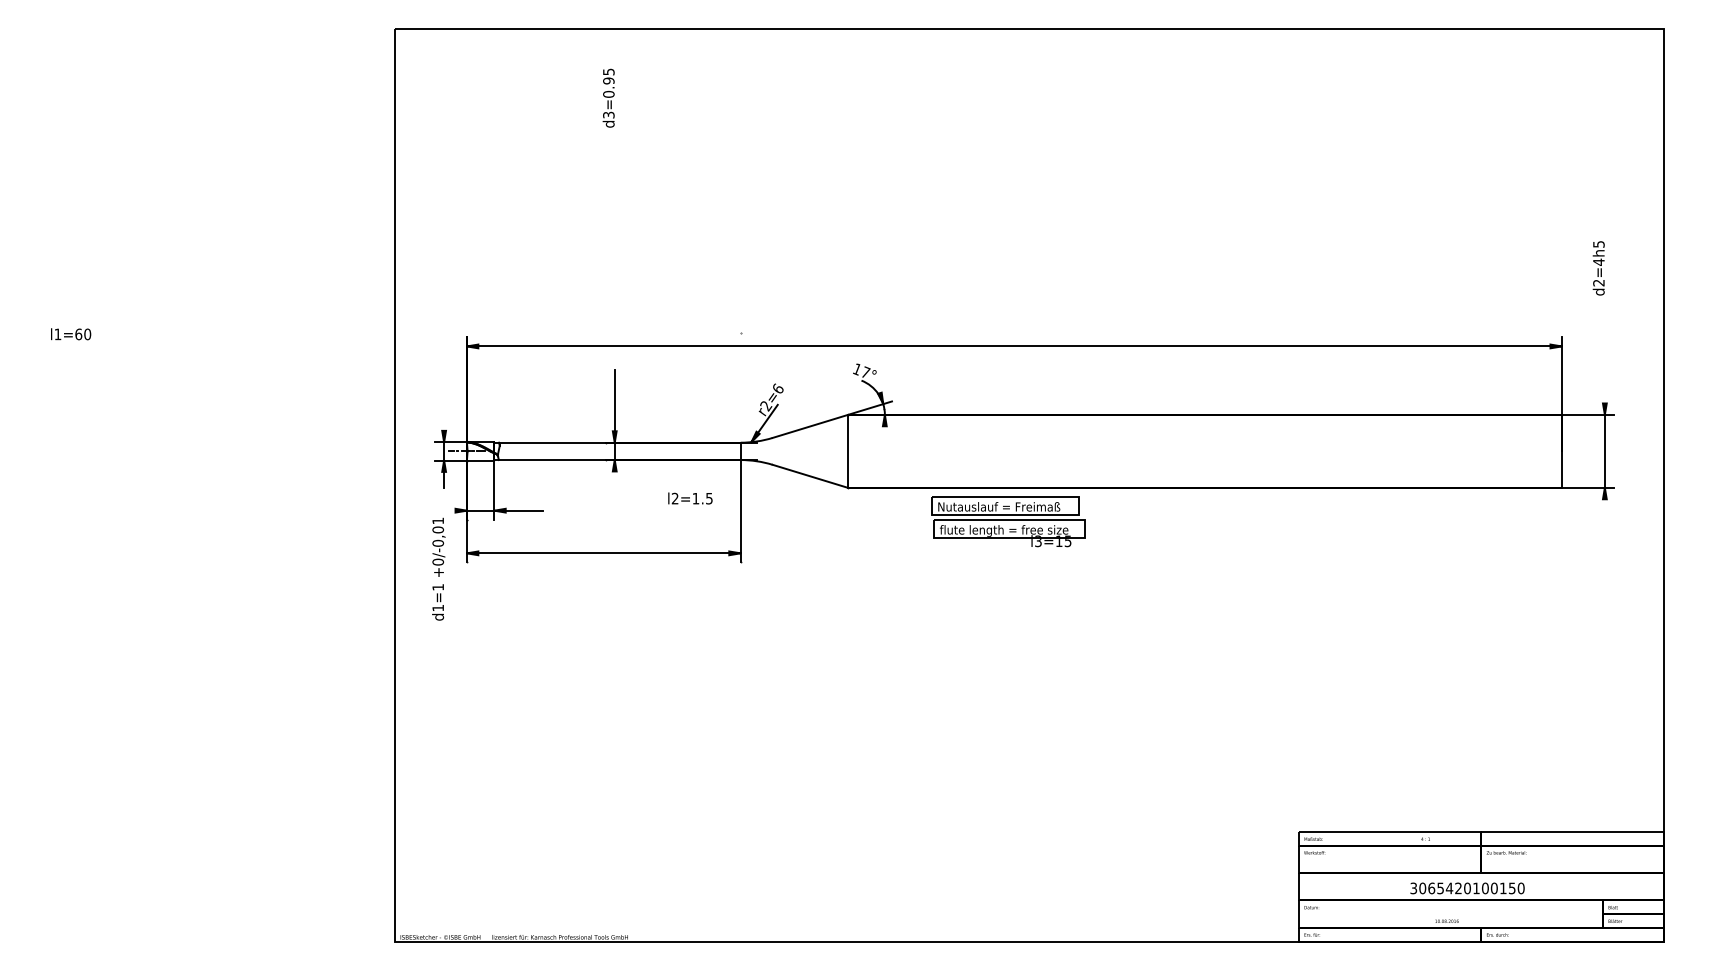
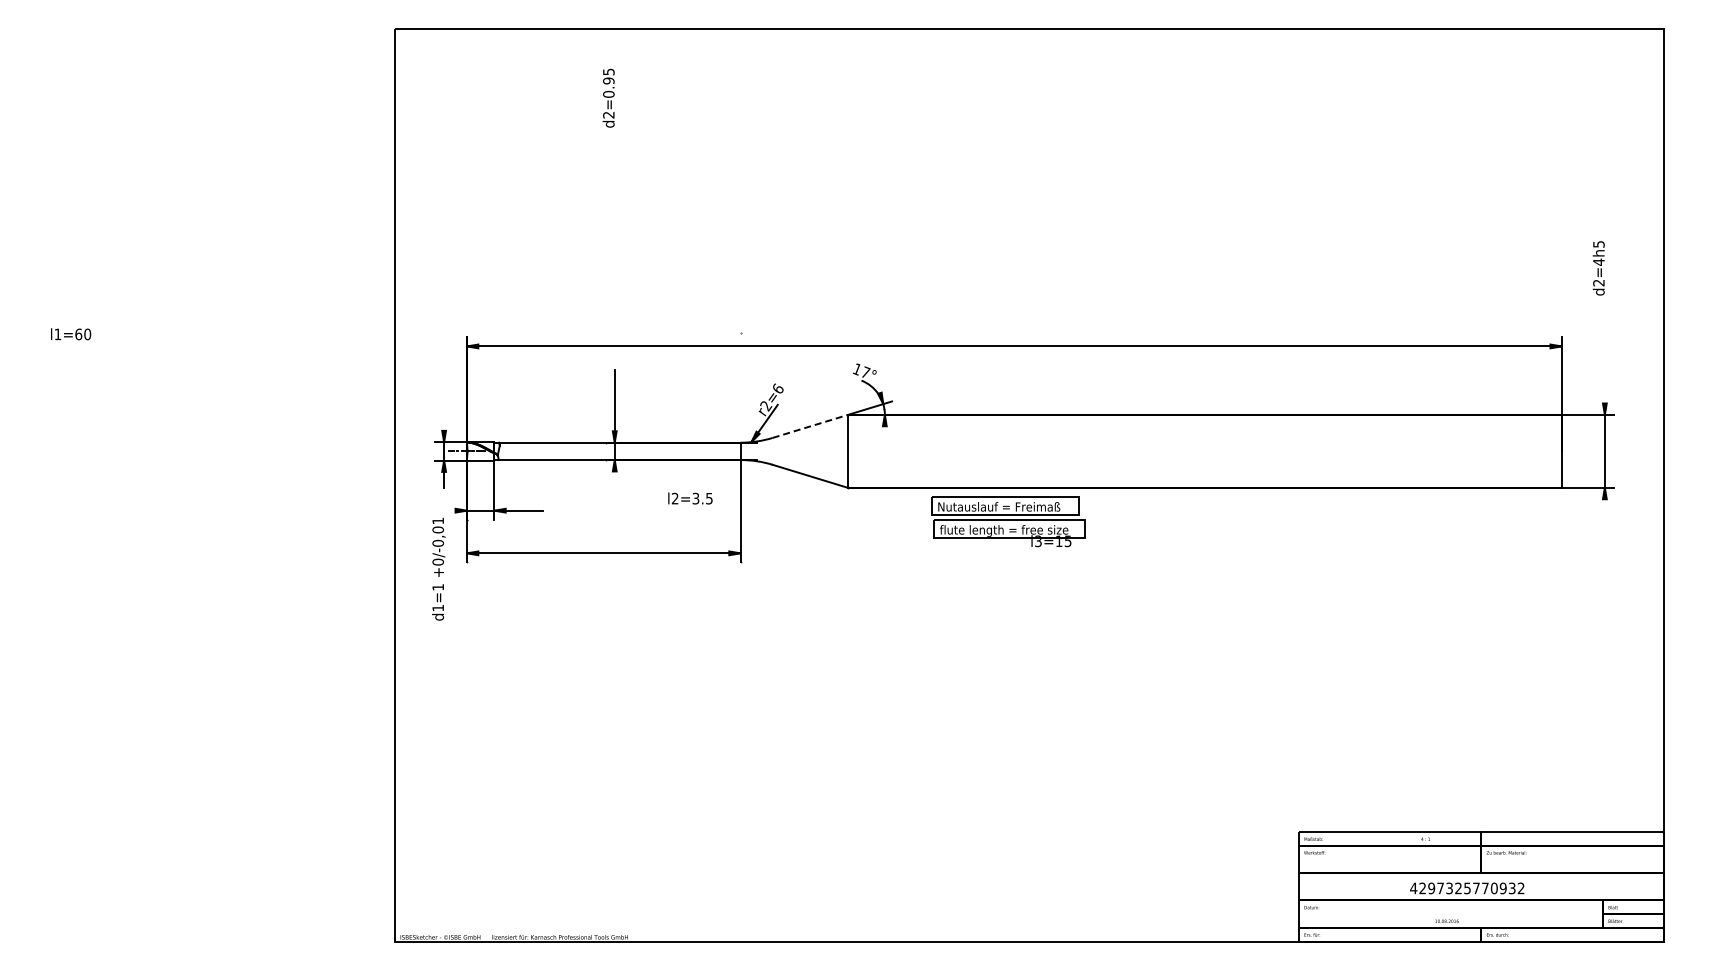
text: d3=0.95 -> d2=0.95 (608, 114)
line: solid -> dashed (810, 426)
text: l2=1.5 -> l2=3.5 (695, 498)
text: 3065420100150 -> 4297325770932 (1467, 888)
